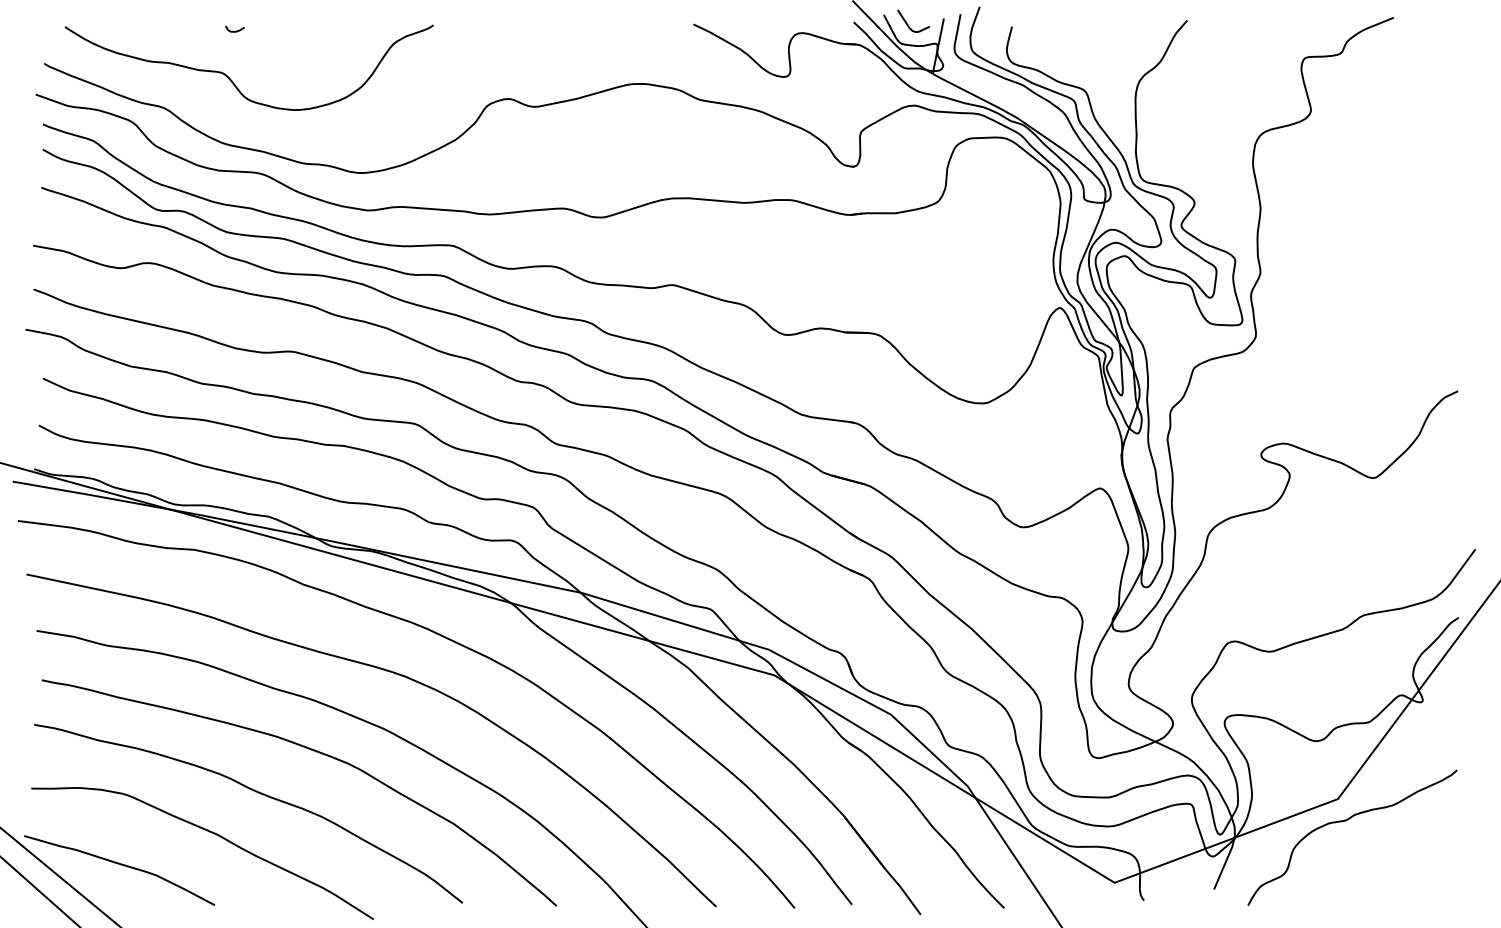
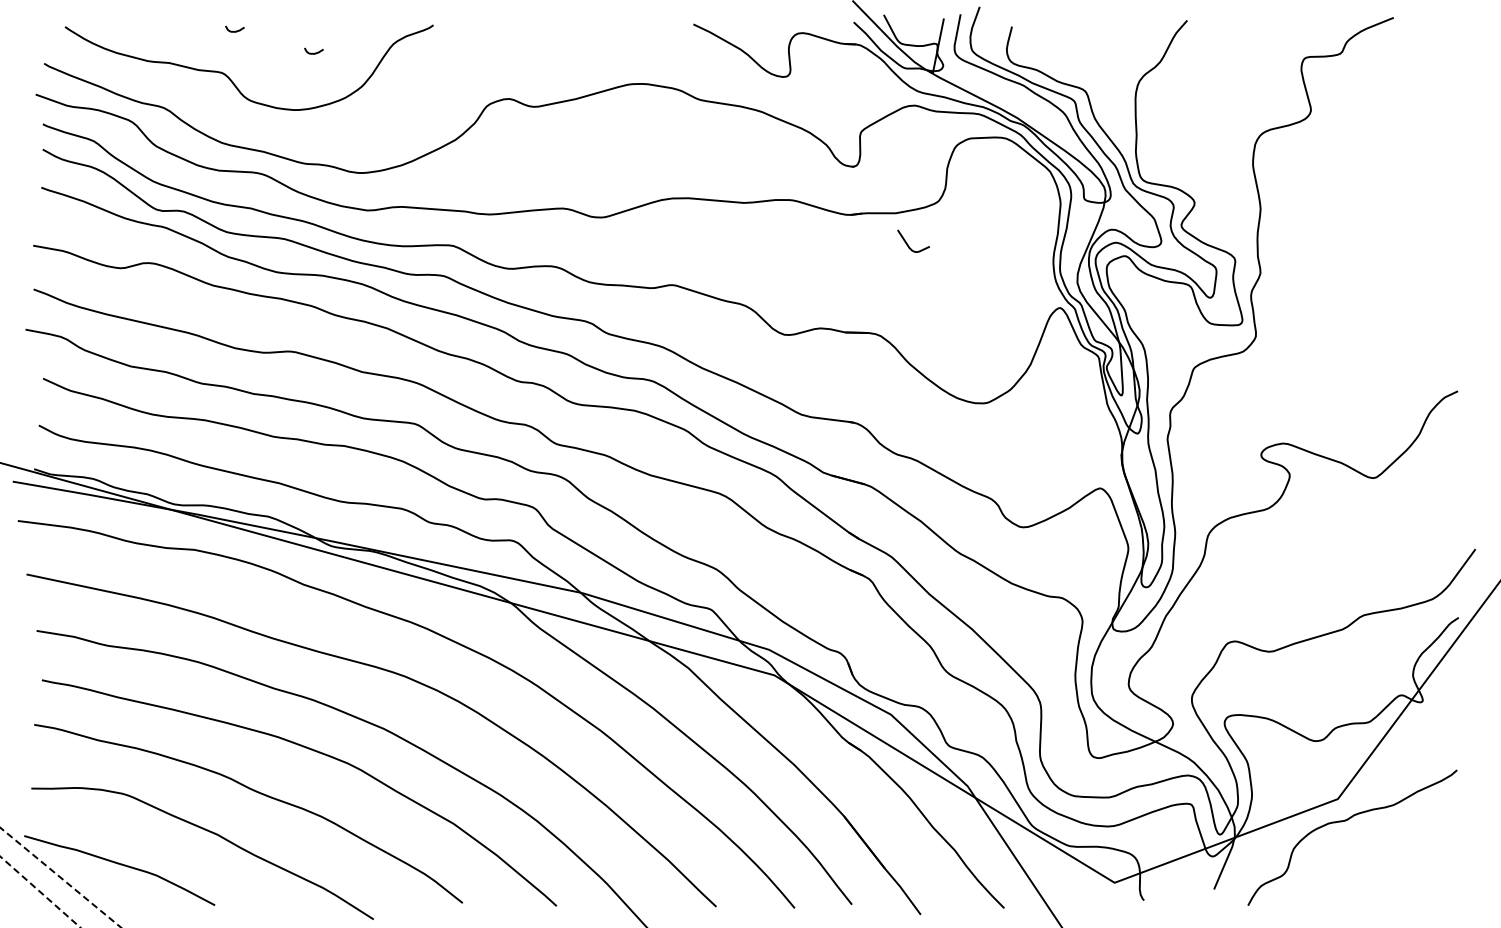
curve position: (908, 24) -> (908, 244) (908, 244)
curve: none -> present (314, 52)
line: solid -> dashed (60, 877)
line: solid -> dashed (40, 892)
